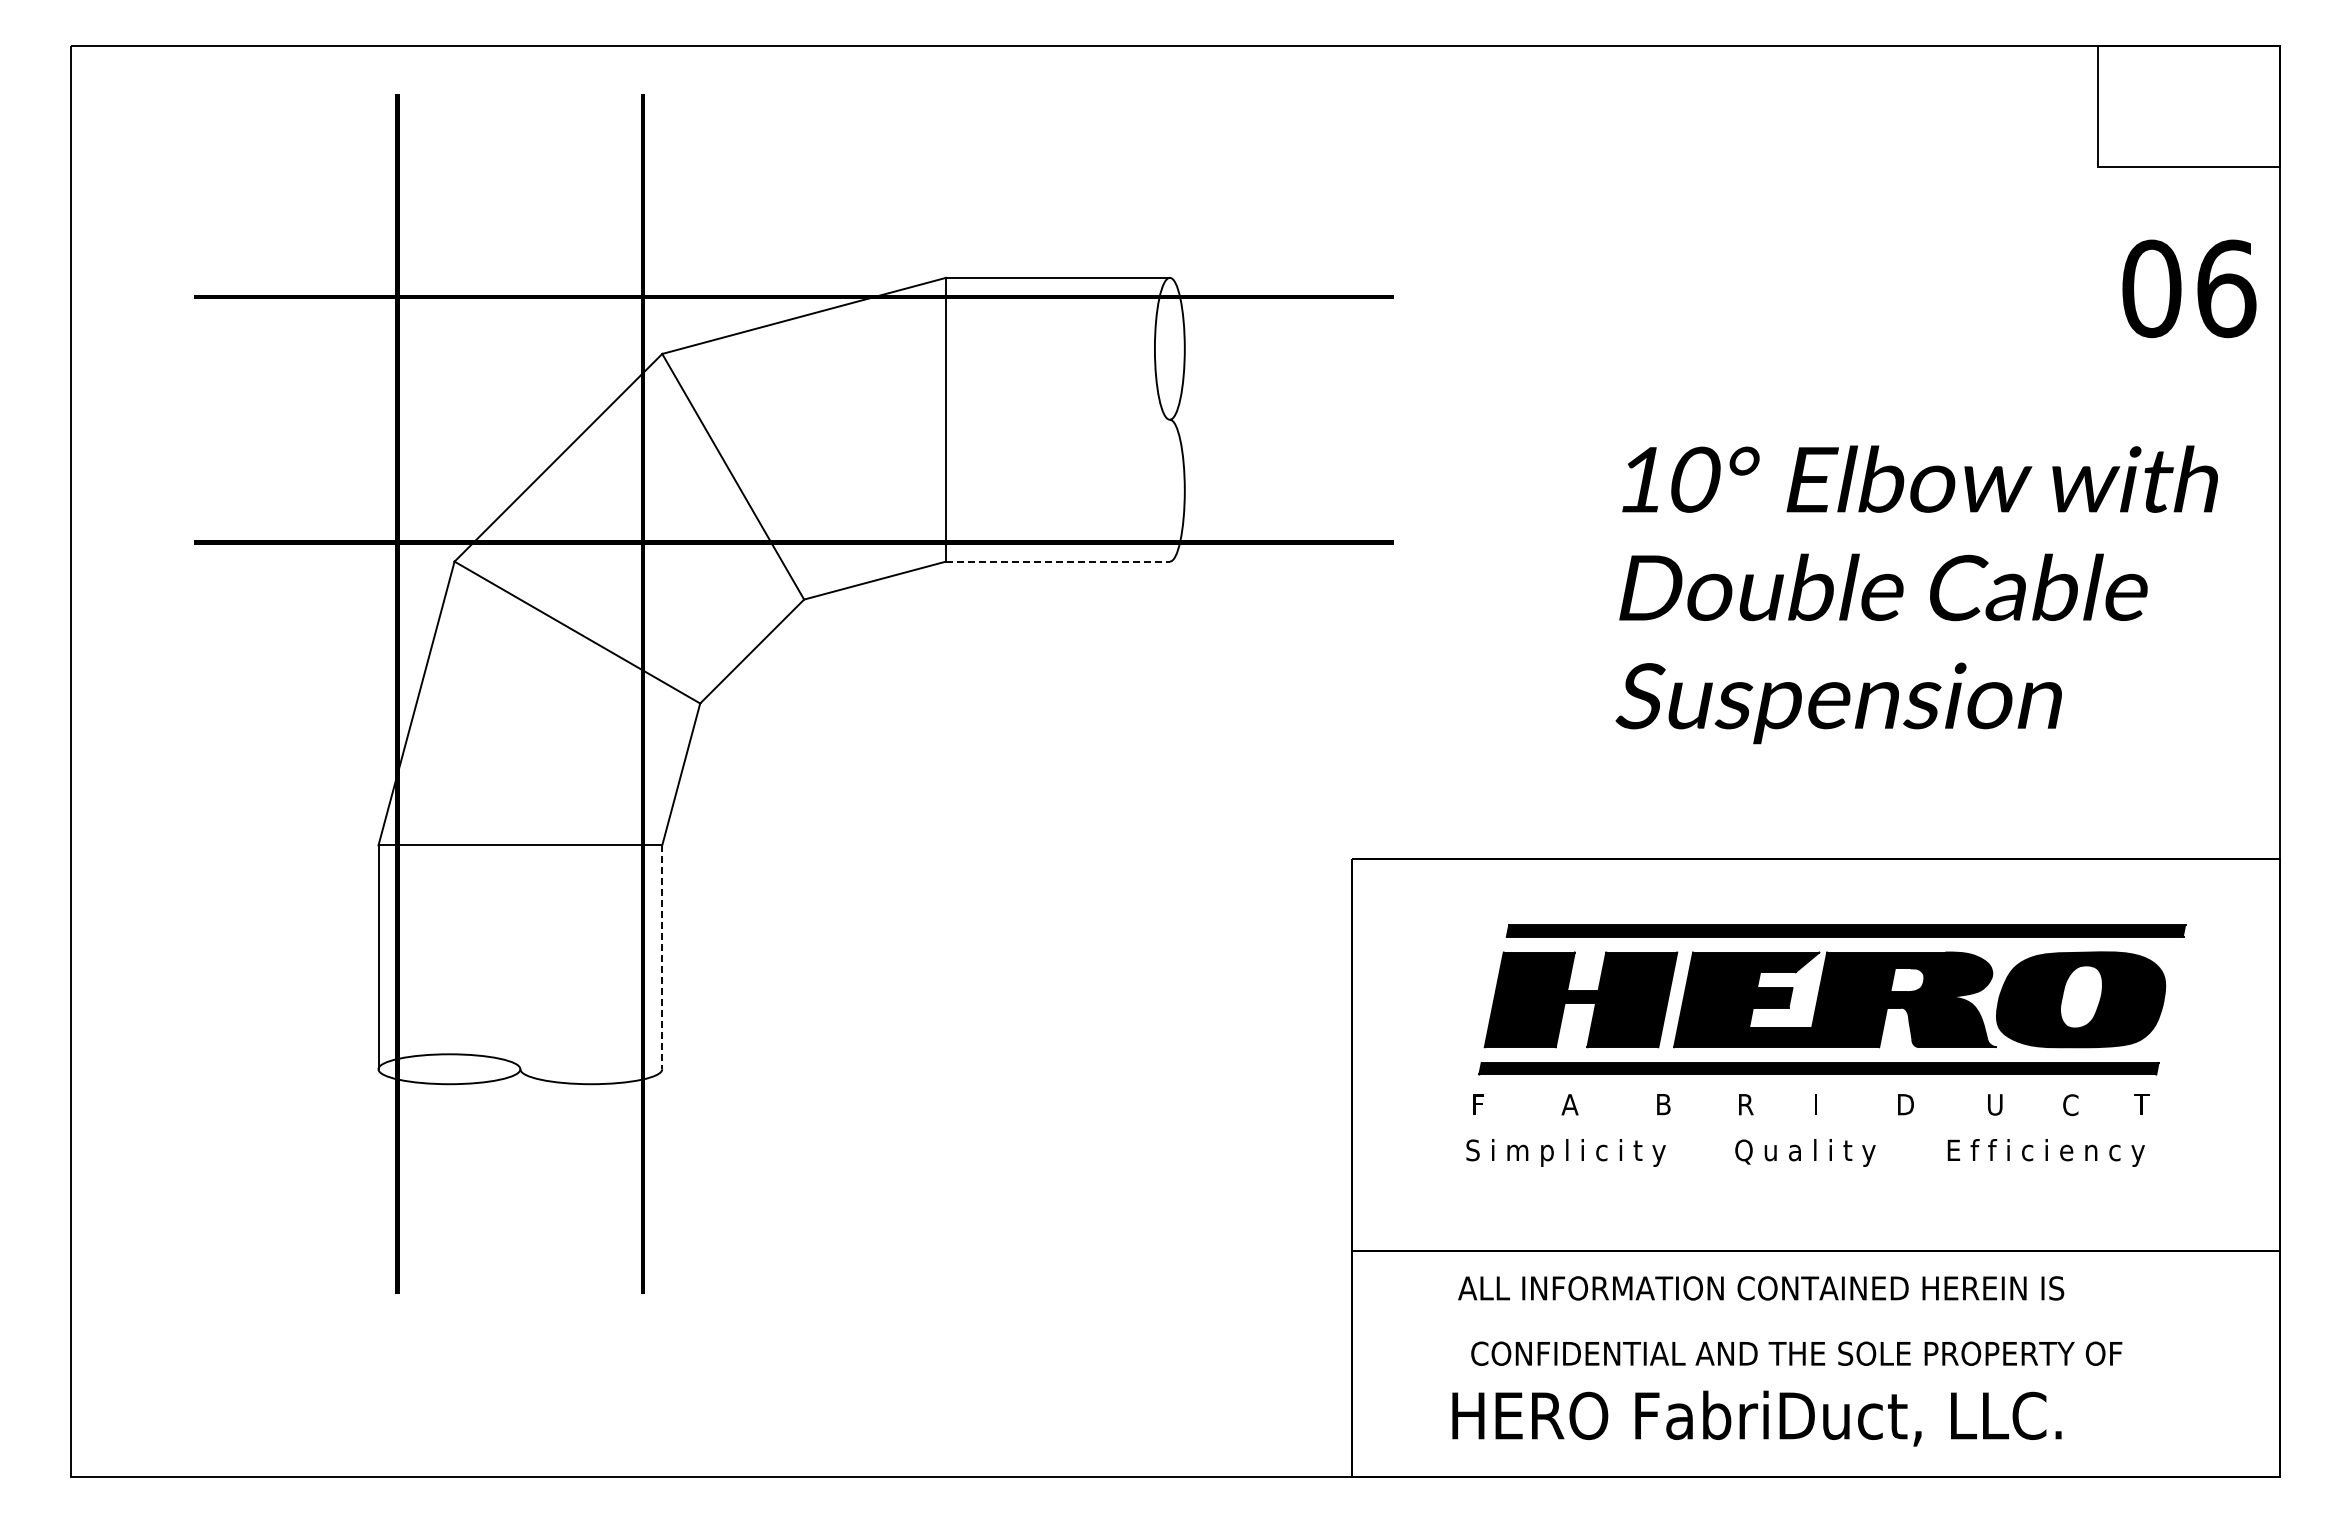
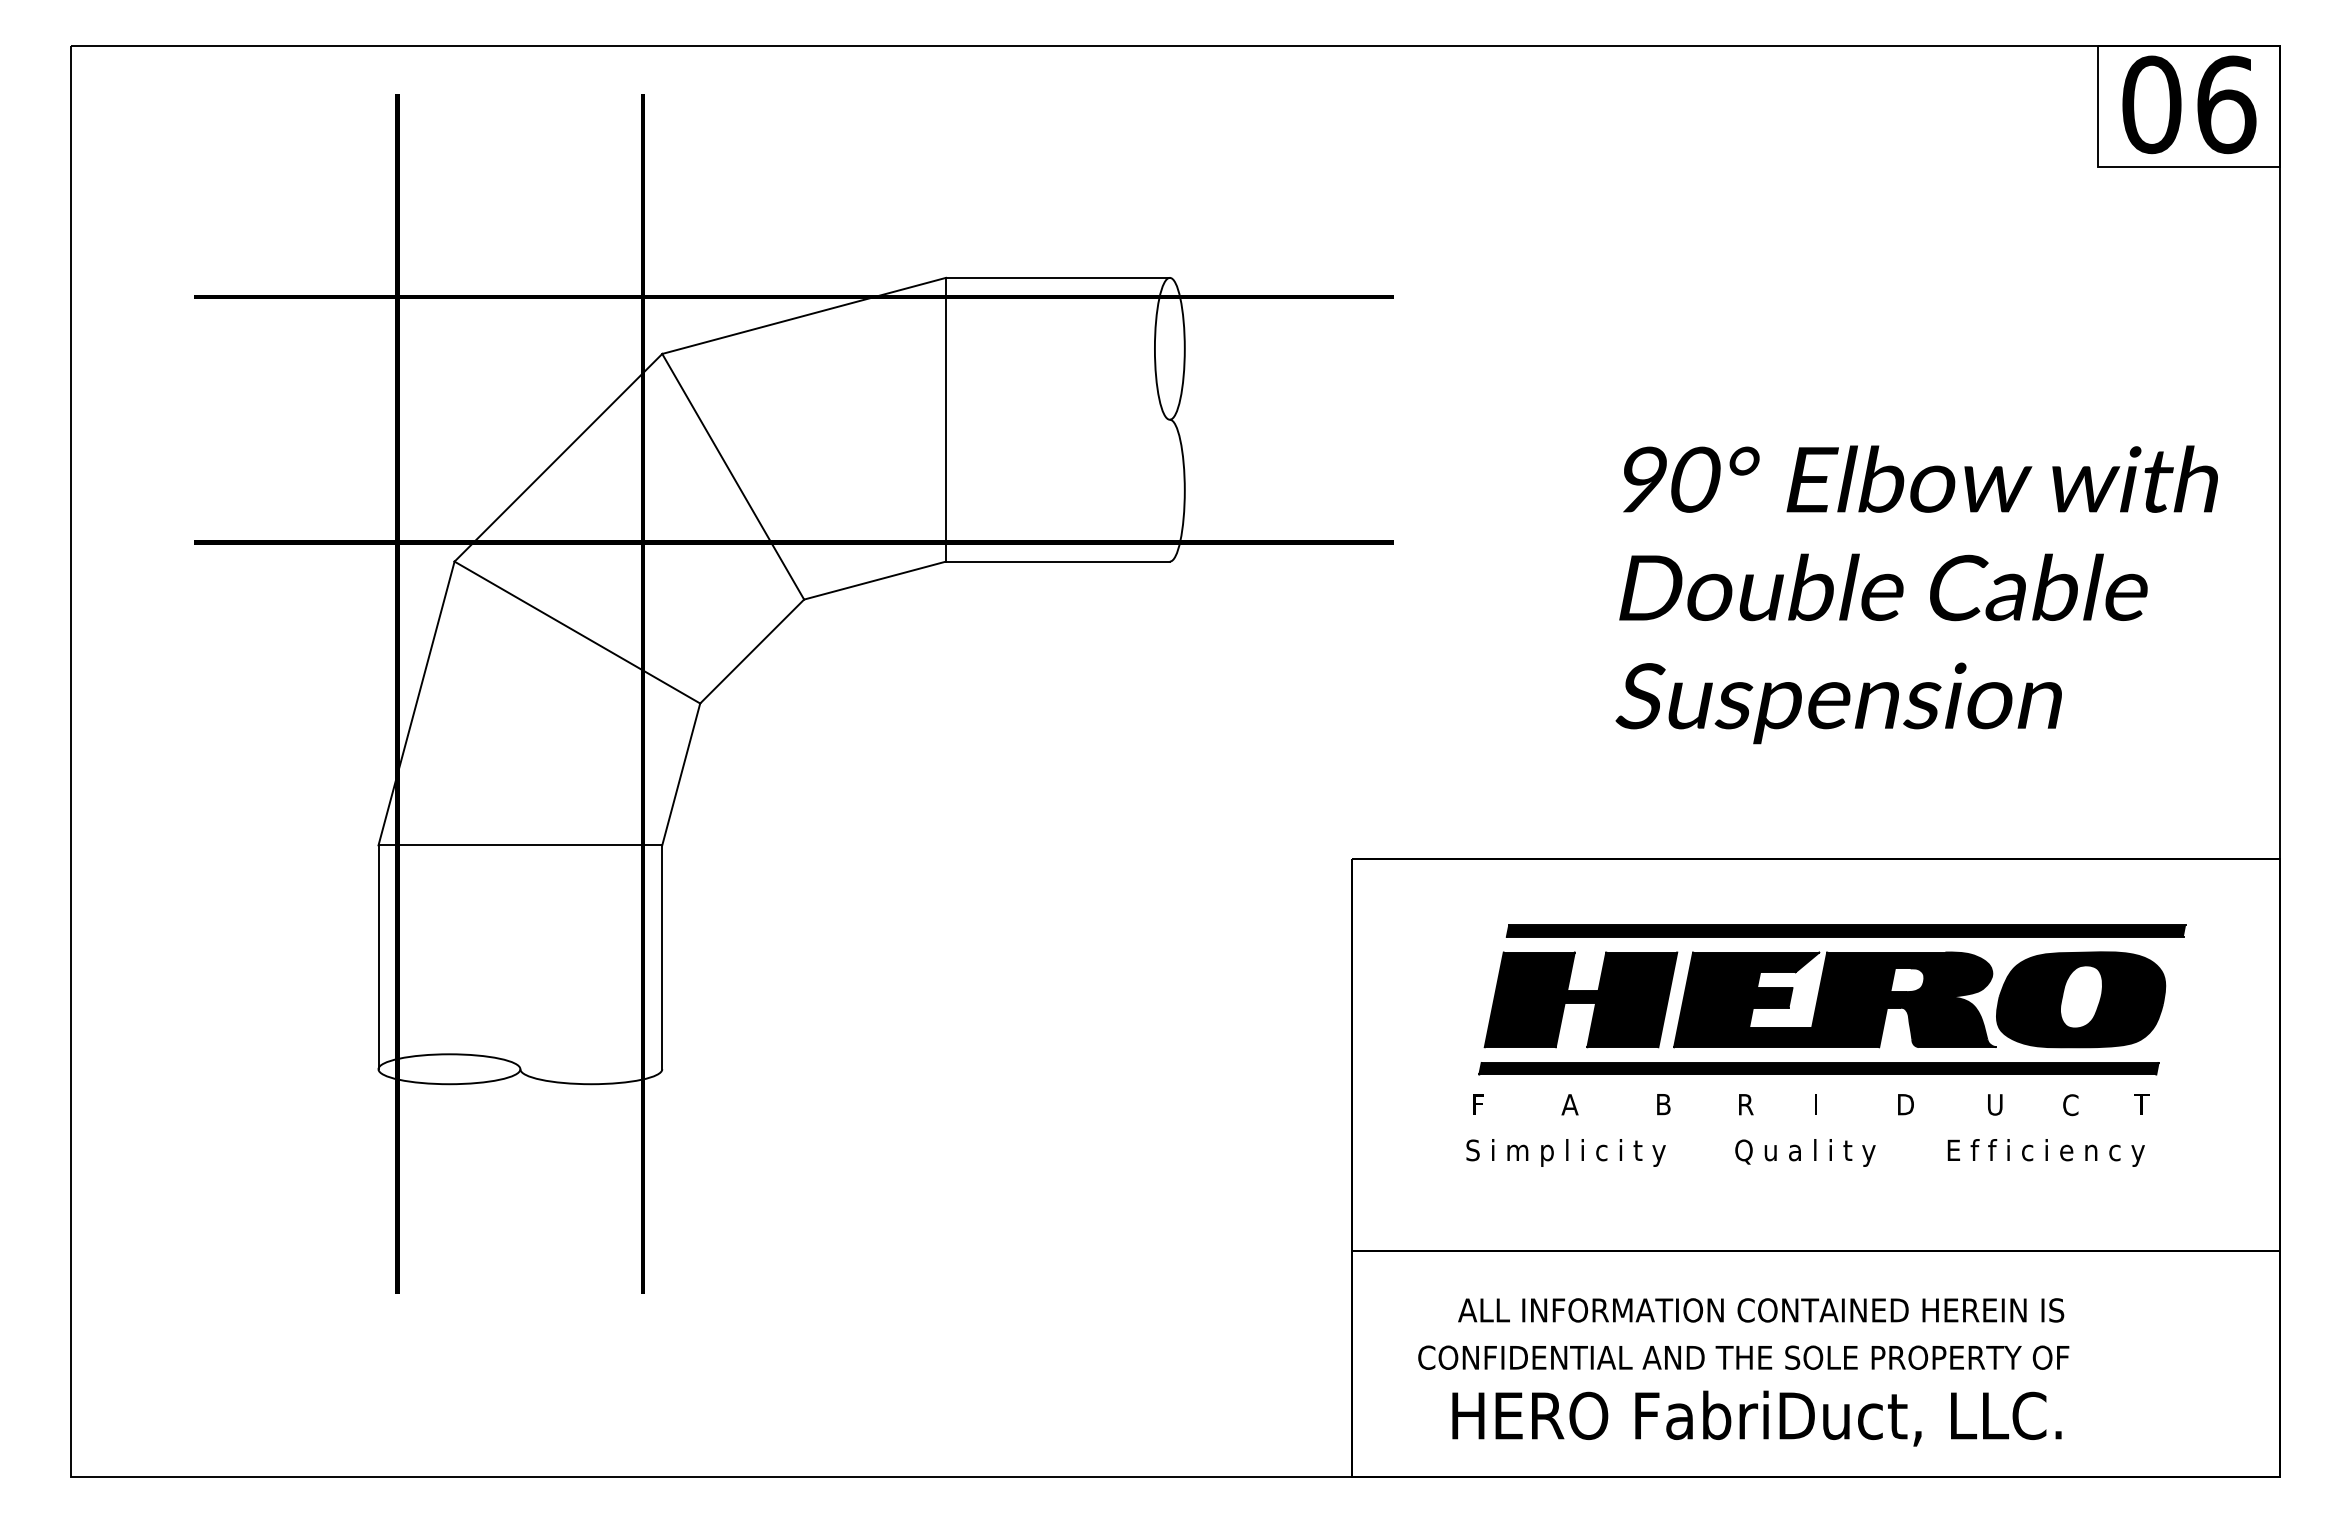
text position: (2189, 288) -> (2189, 104) (2189, 104)
text: 10° -> 90° (1644, 479)
line: dashed -> solid (1057, 561)
line: dashed -> solid (662, 957)
text position: (1761, 1288) -> (1761, 1310) (1761, 1310)
text position: (1796, 1353) -> (1743, 1357) (1743, 1357)
